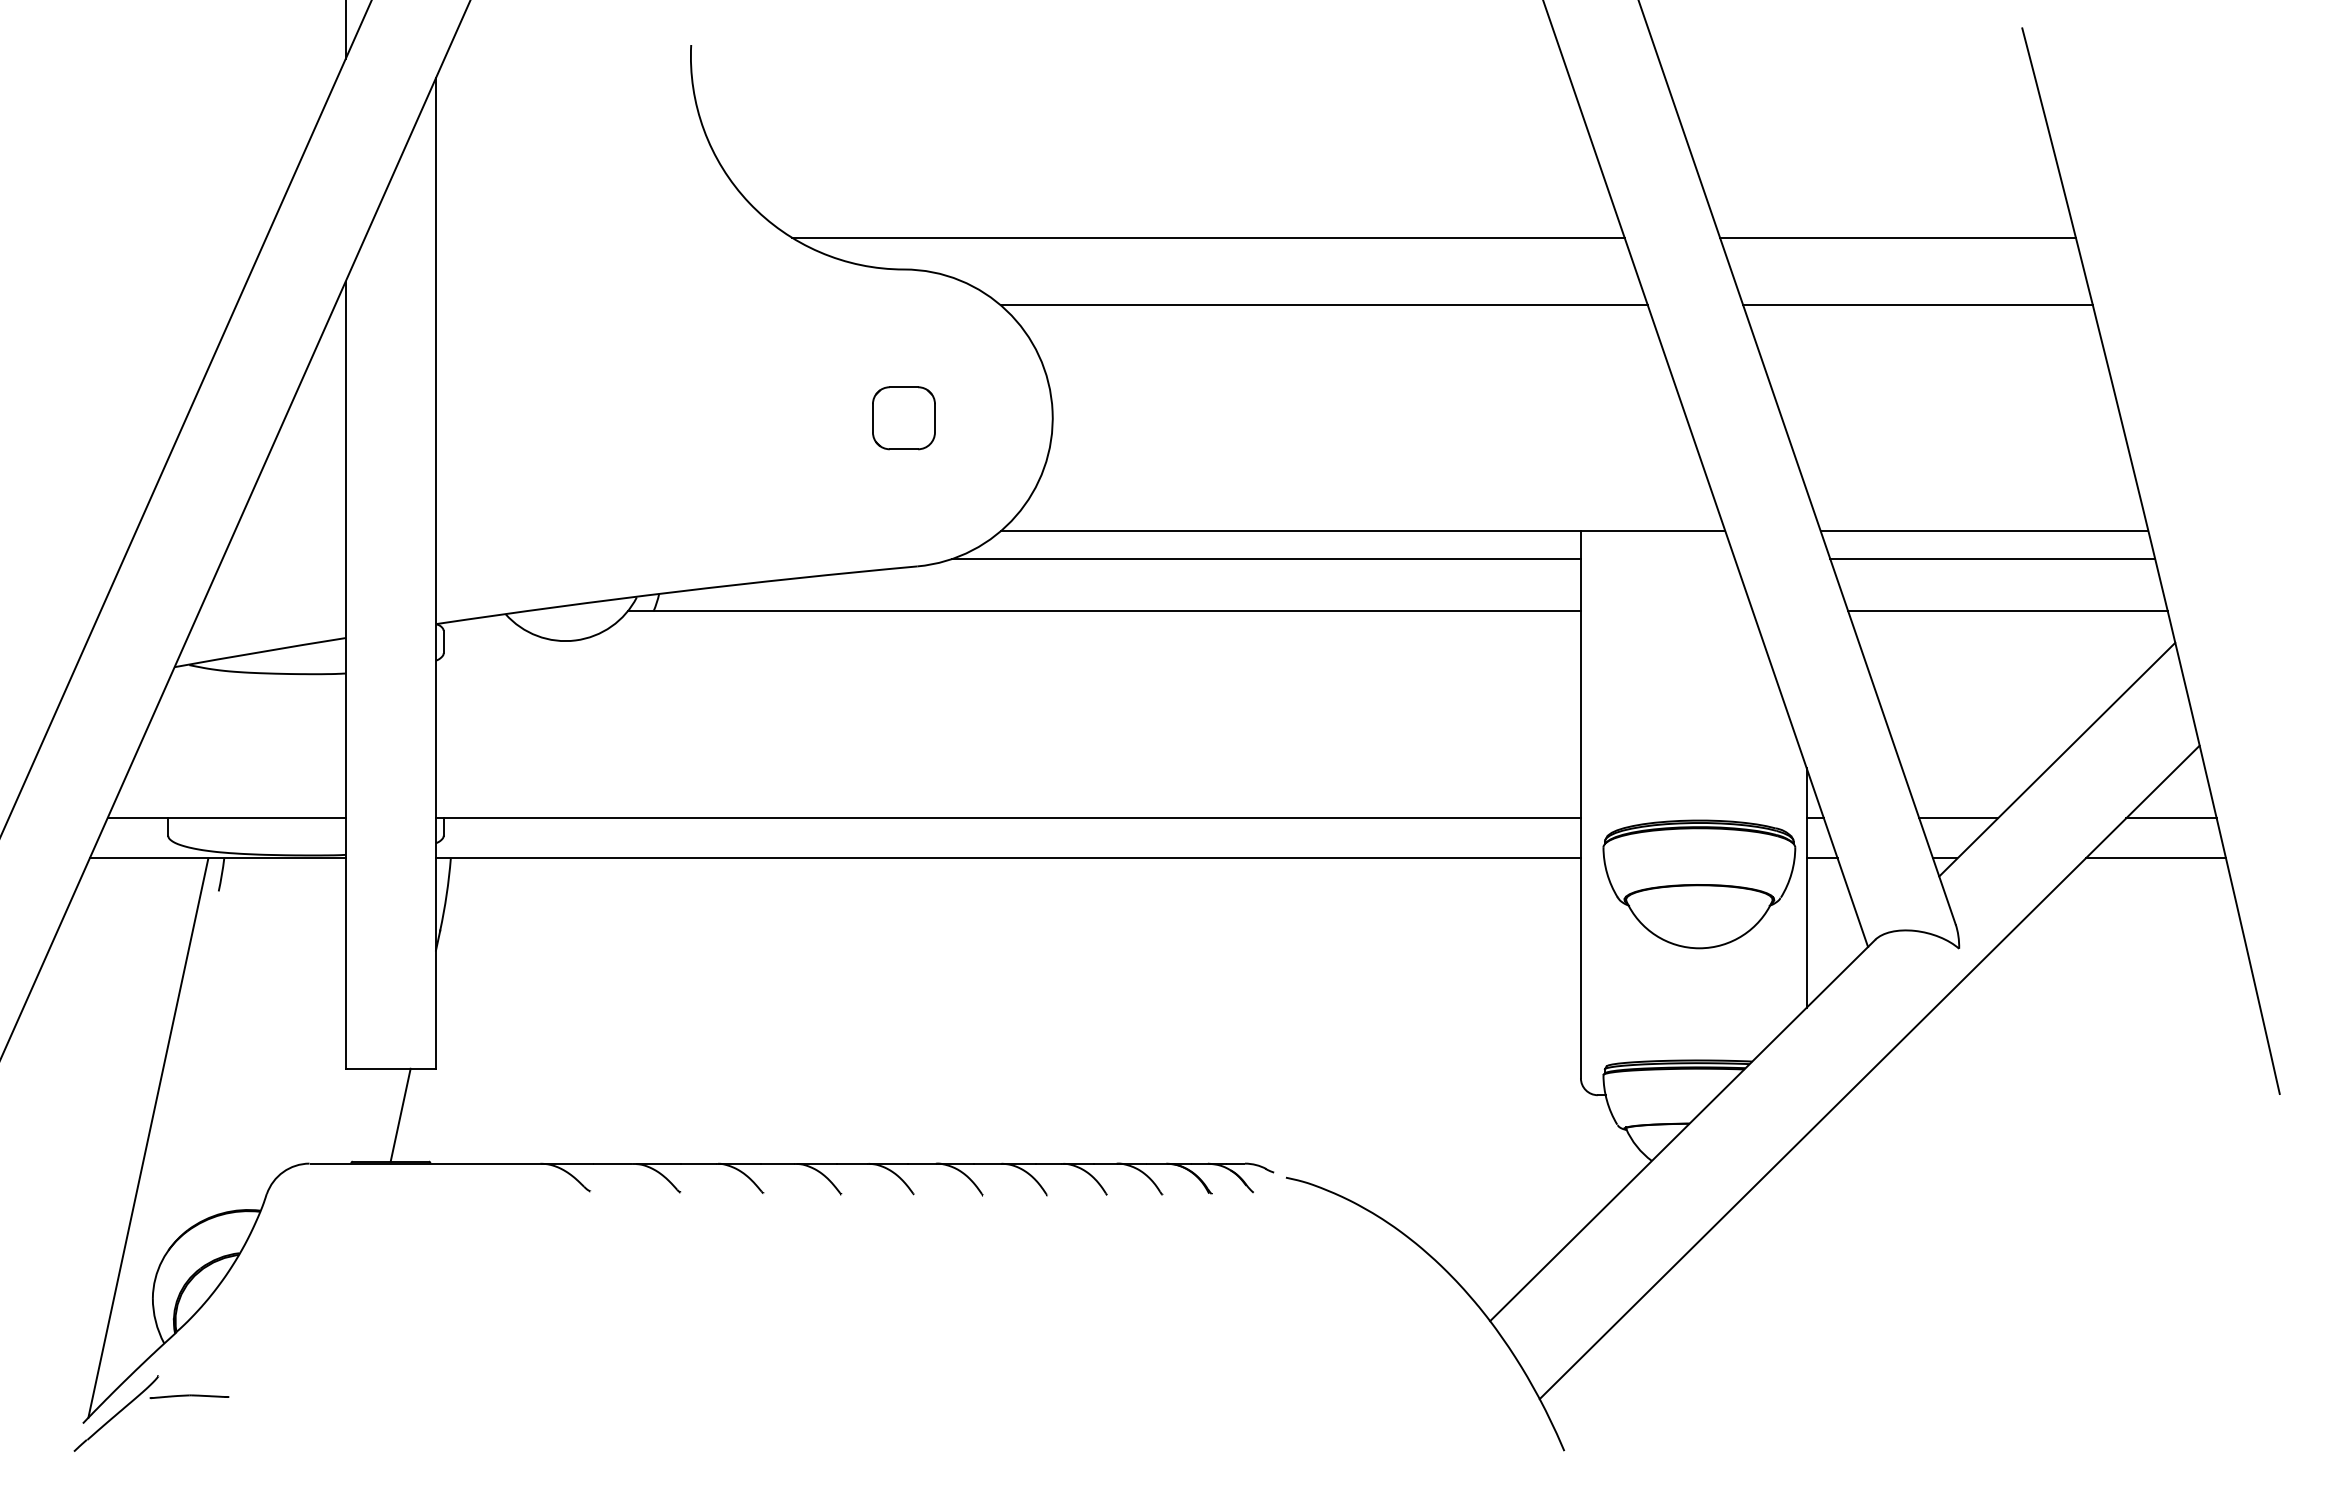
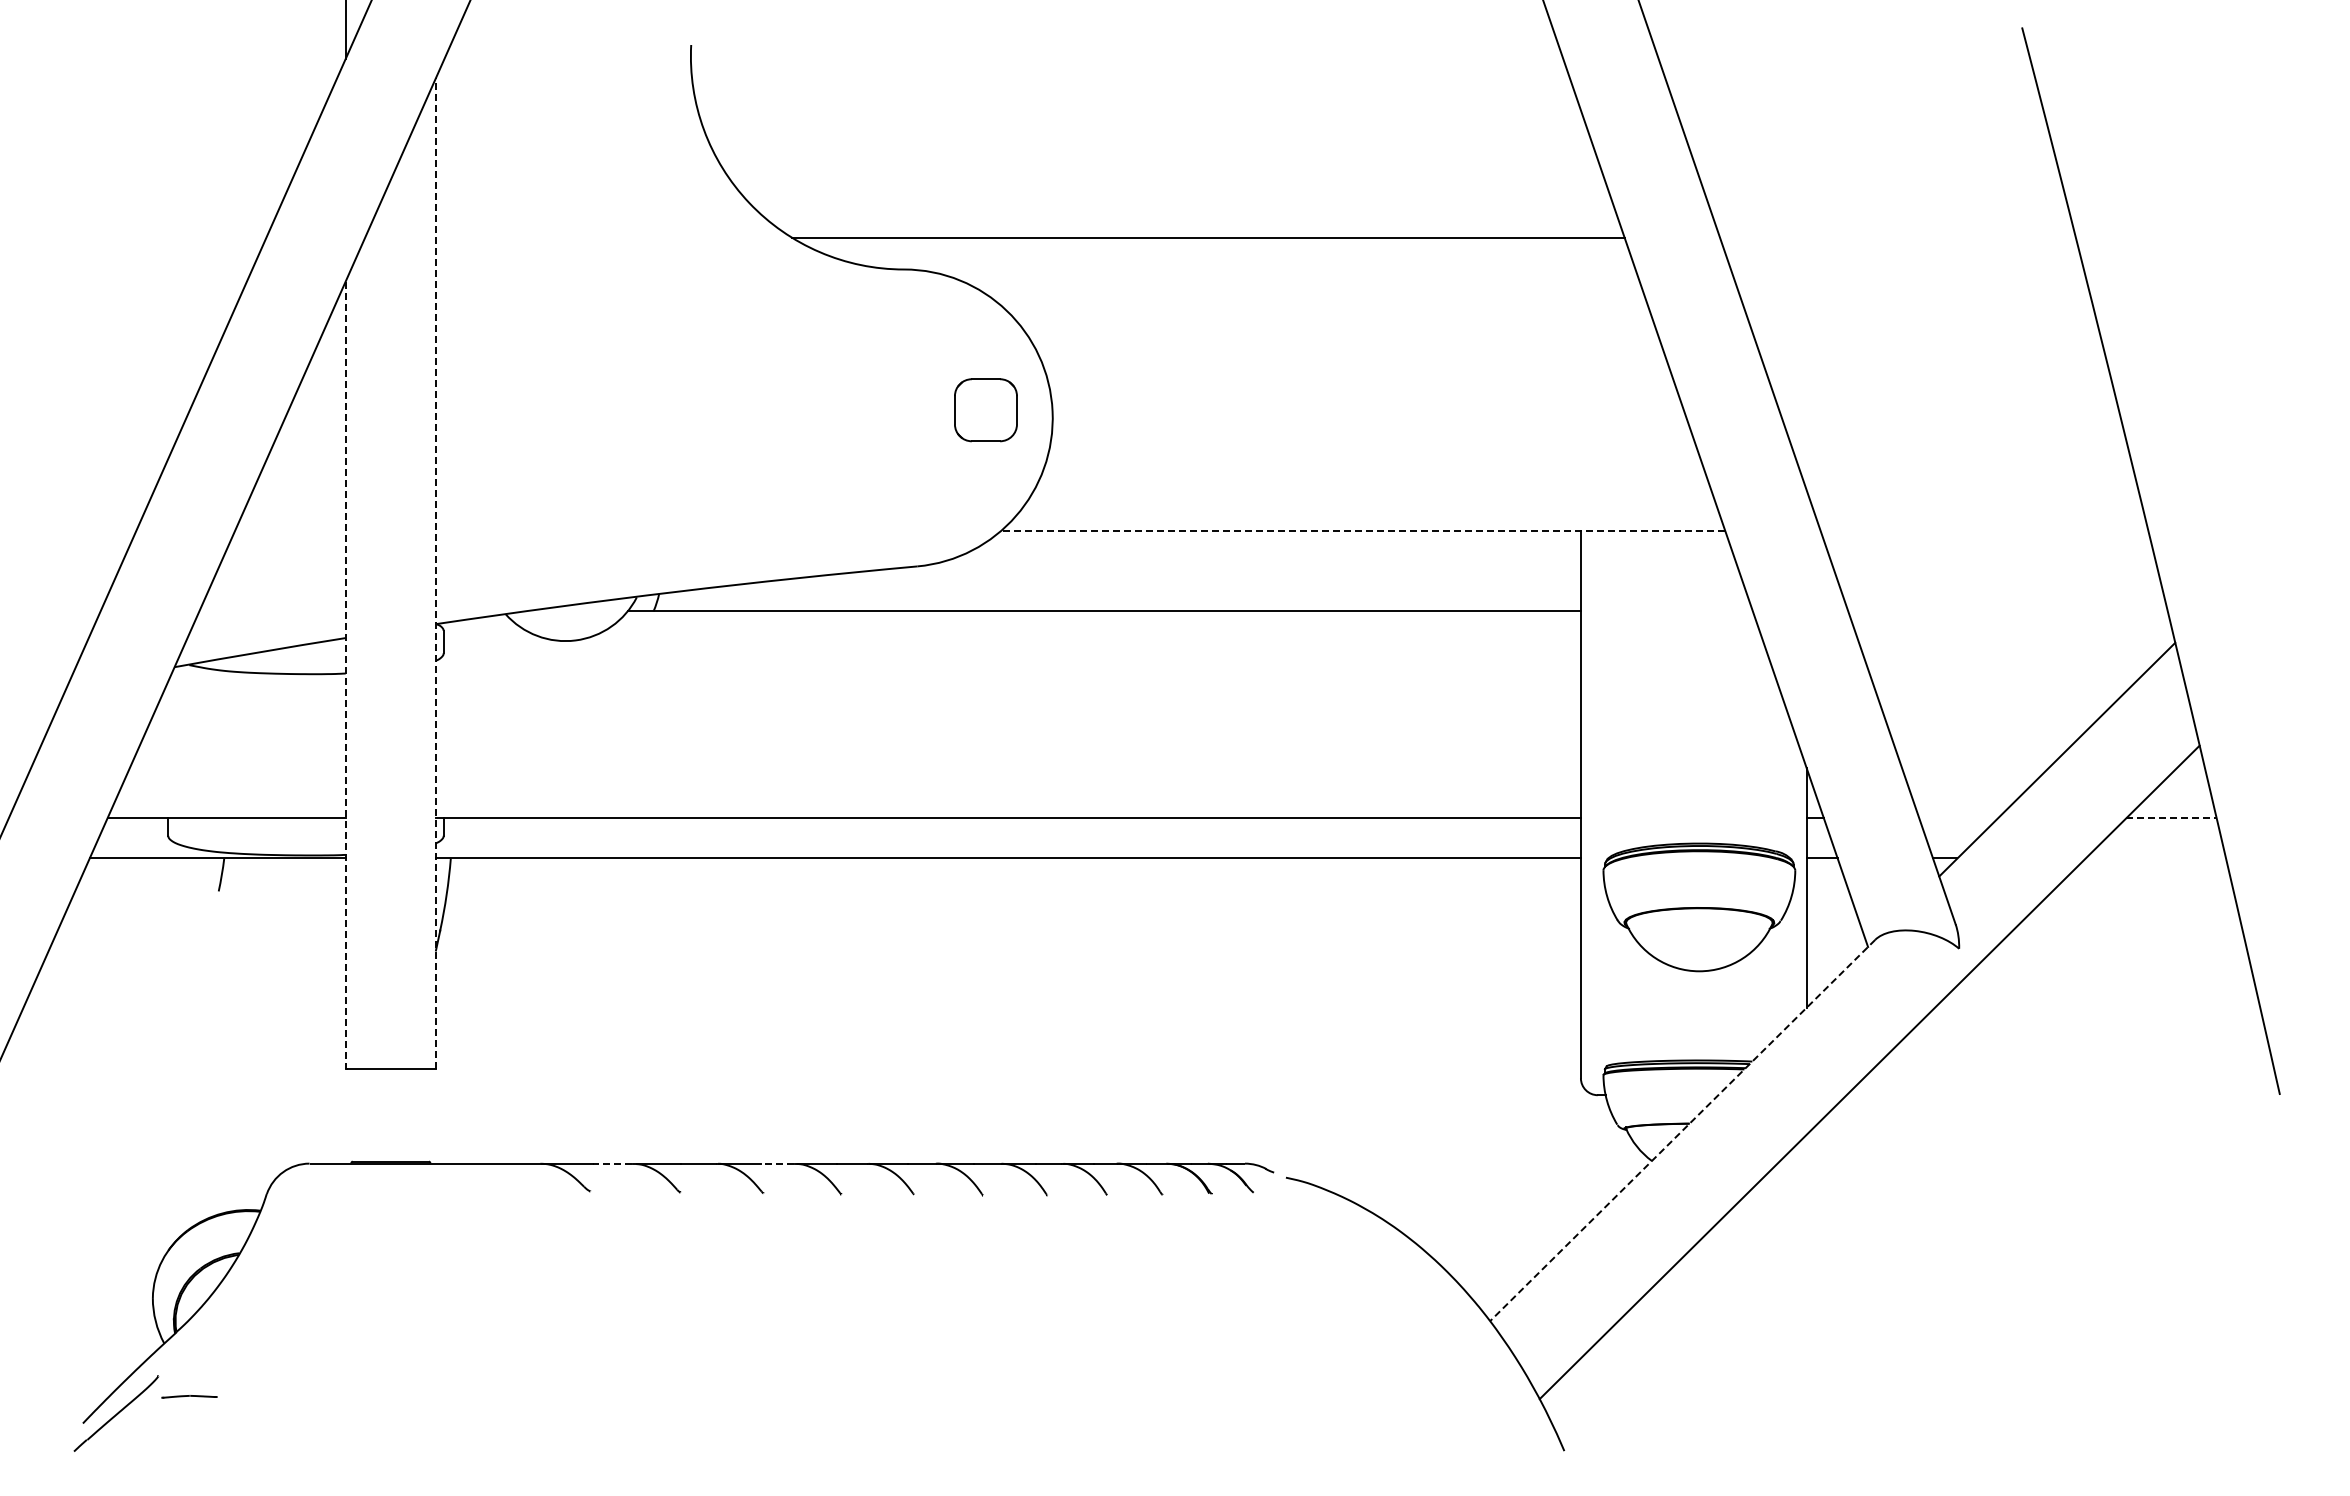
line: present -> none (1897, 237)
line: present -> none (1323, 305)
line: present -> none (1917, 305)
part position: (903, 418) -> (985, 410) (985, 410)
line: solid -> dashed (1362, 531)
line: present -> none (1984, 531)
line: present -> none (1266, 558)
line: present -> none (1992, 558)
line: solid -> dashed (435, 572)
line: present -> none (2007, 611)
line: solid -> dashed (345, 675)
line: present -> none (1958, 818)
line: solid -> dashed (2172, 818)
line: present -> none (2155, 858)
part position: (1699, 884) -> (1699, 907) (1699, 907)
line: present -> none (400, 1114)
line: solid -> dashed (1682, 1130)
line: present -> none (148, 1137)
line: solid -> dashed (612, 1163)
line: solid -> dashed (777, 1163)
part size: 81x6 px -> 57x4 px (189, 1396)
